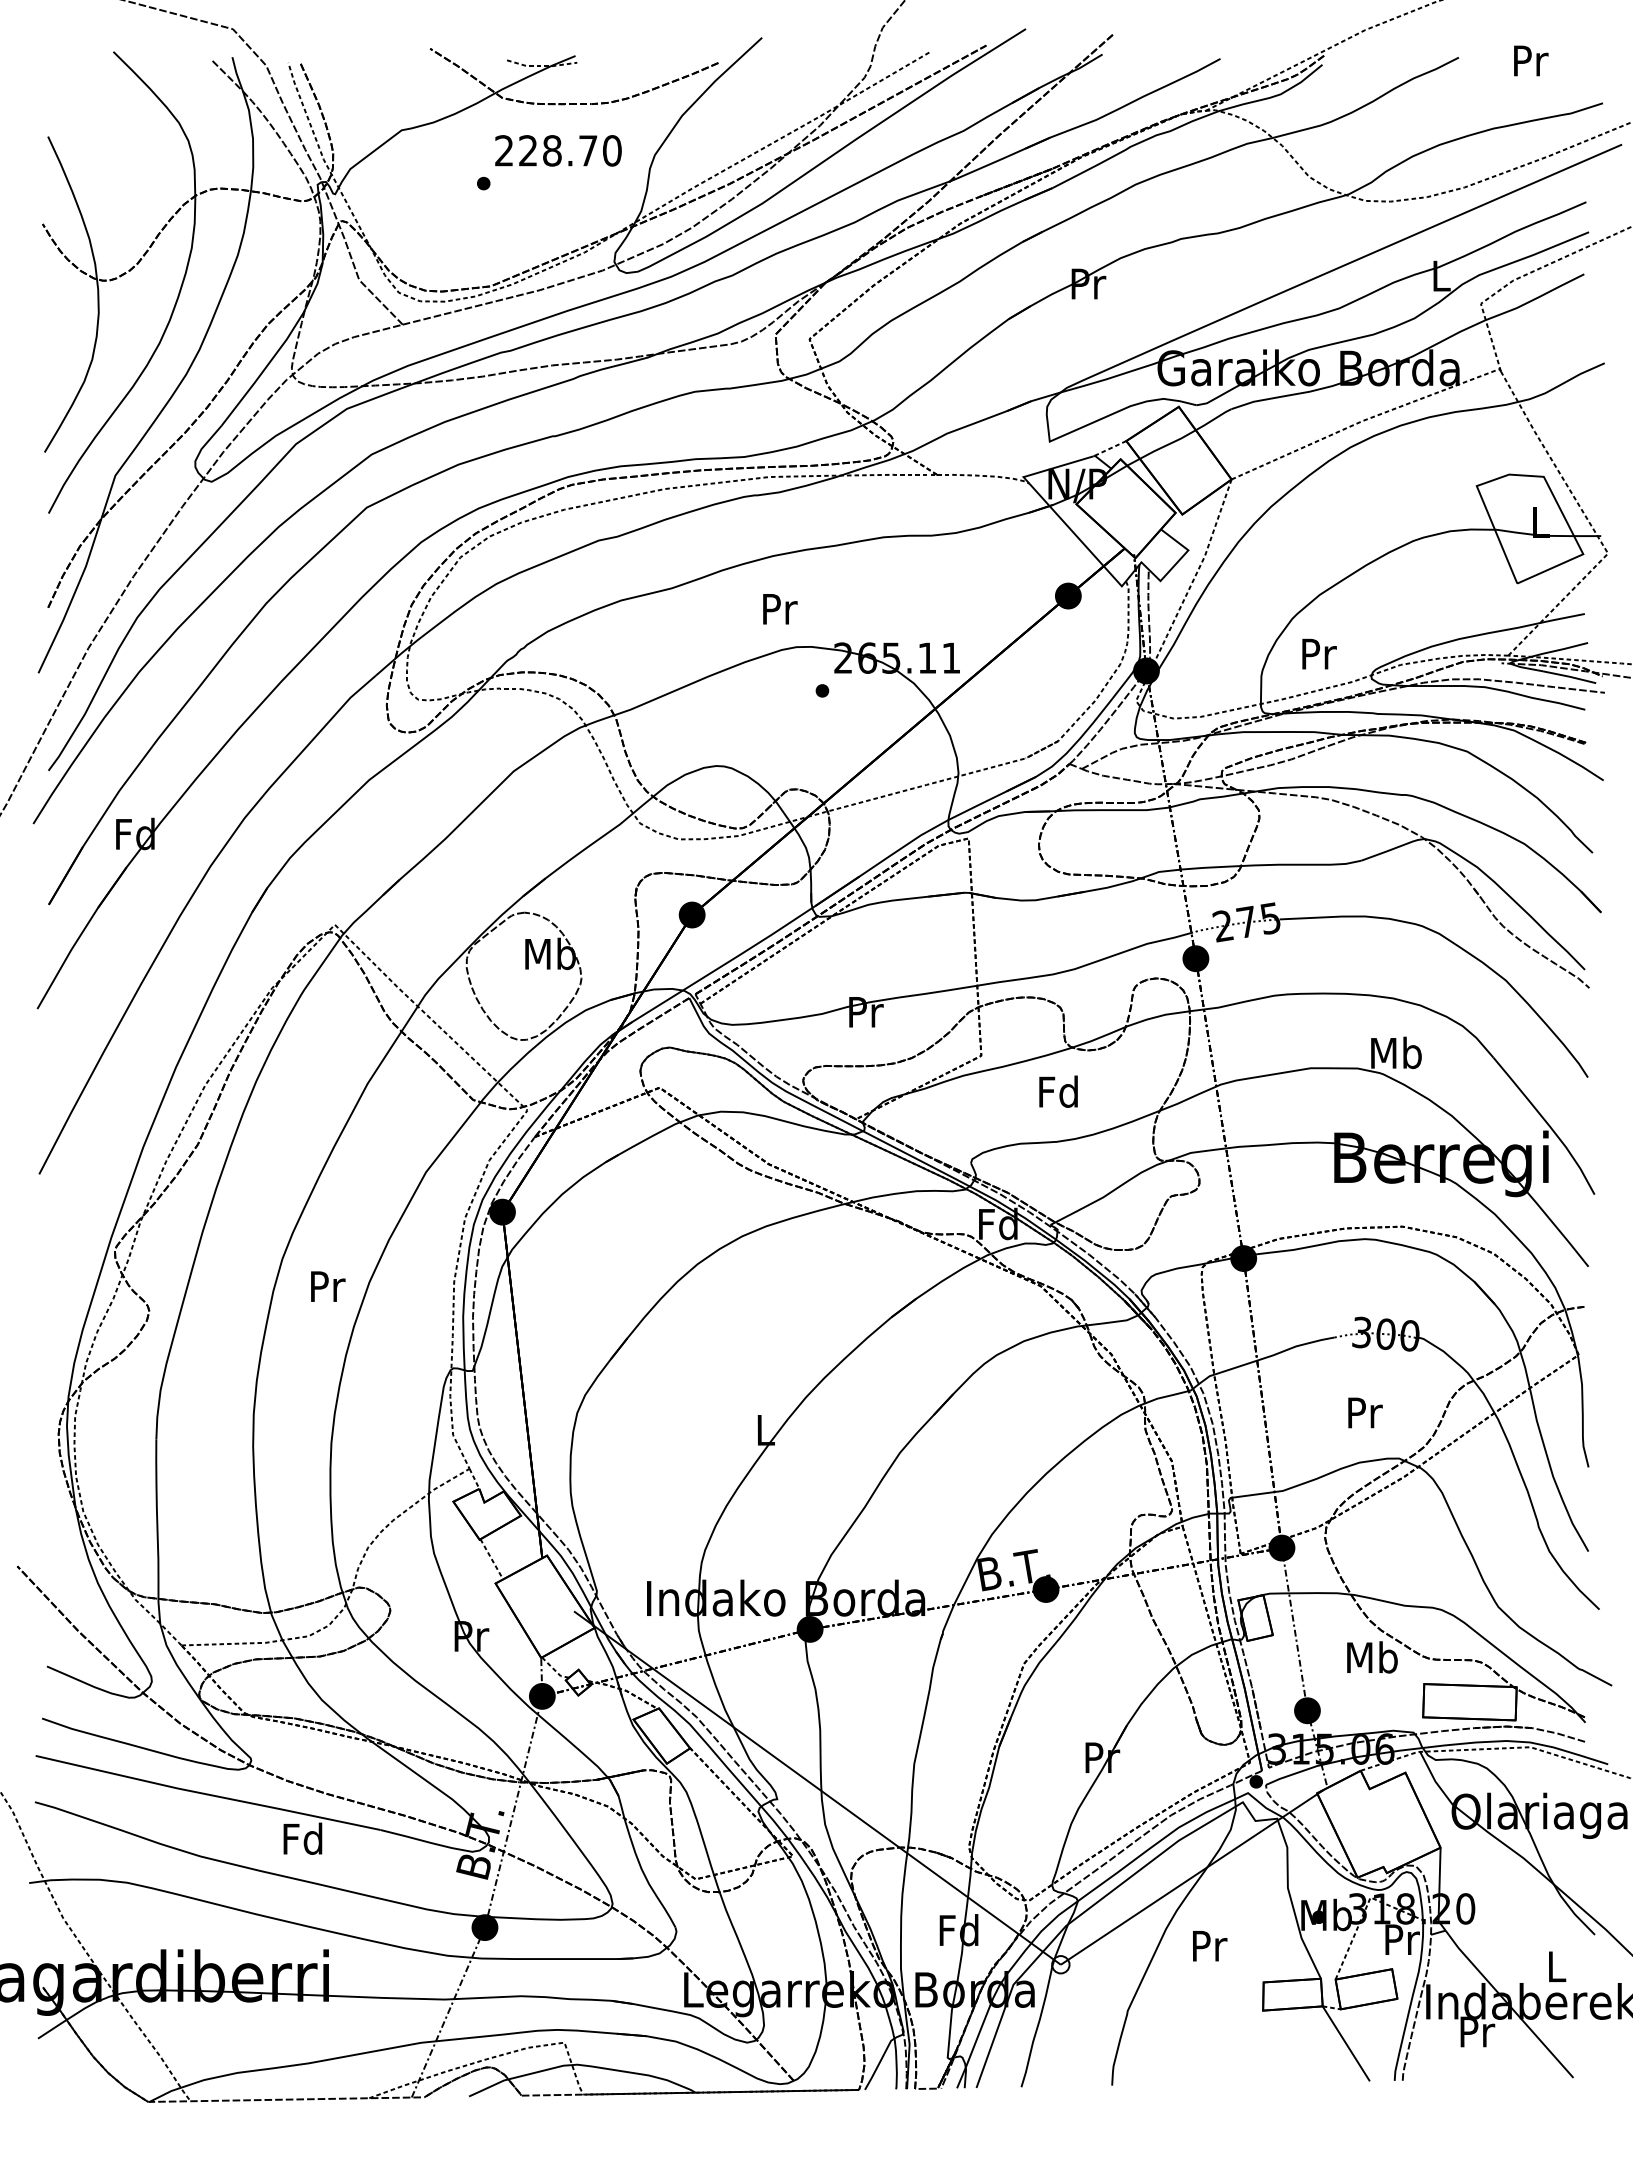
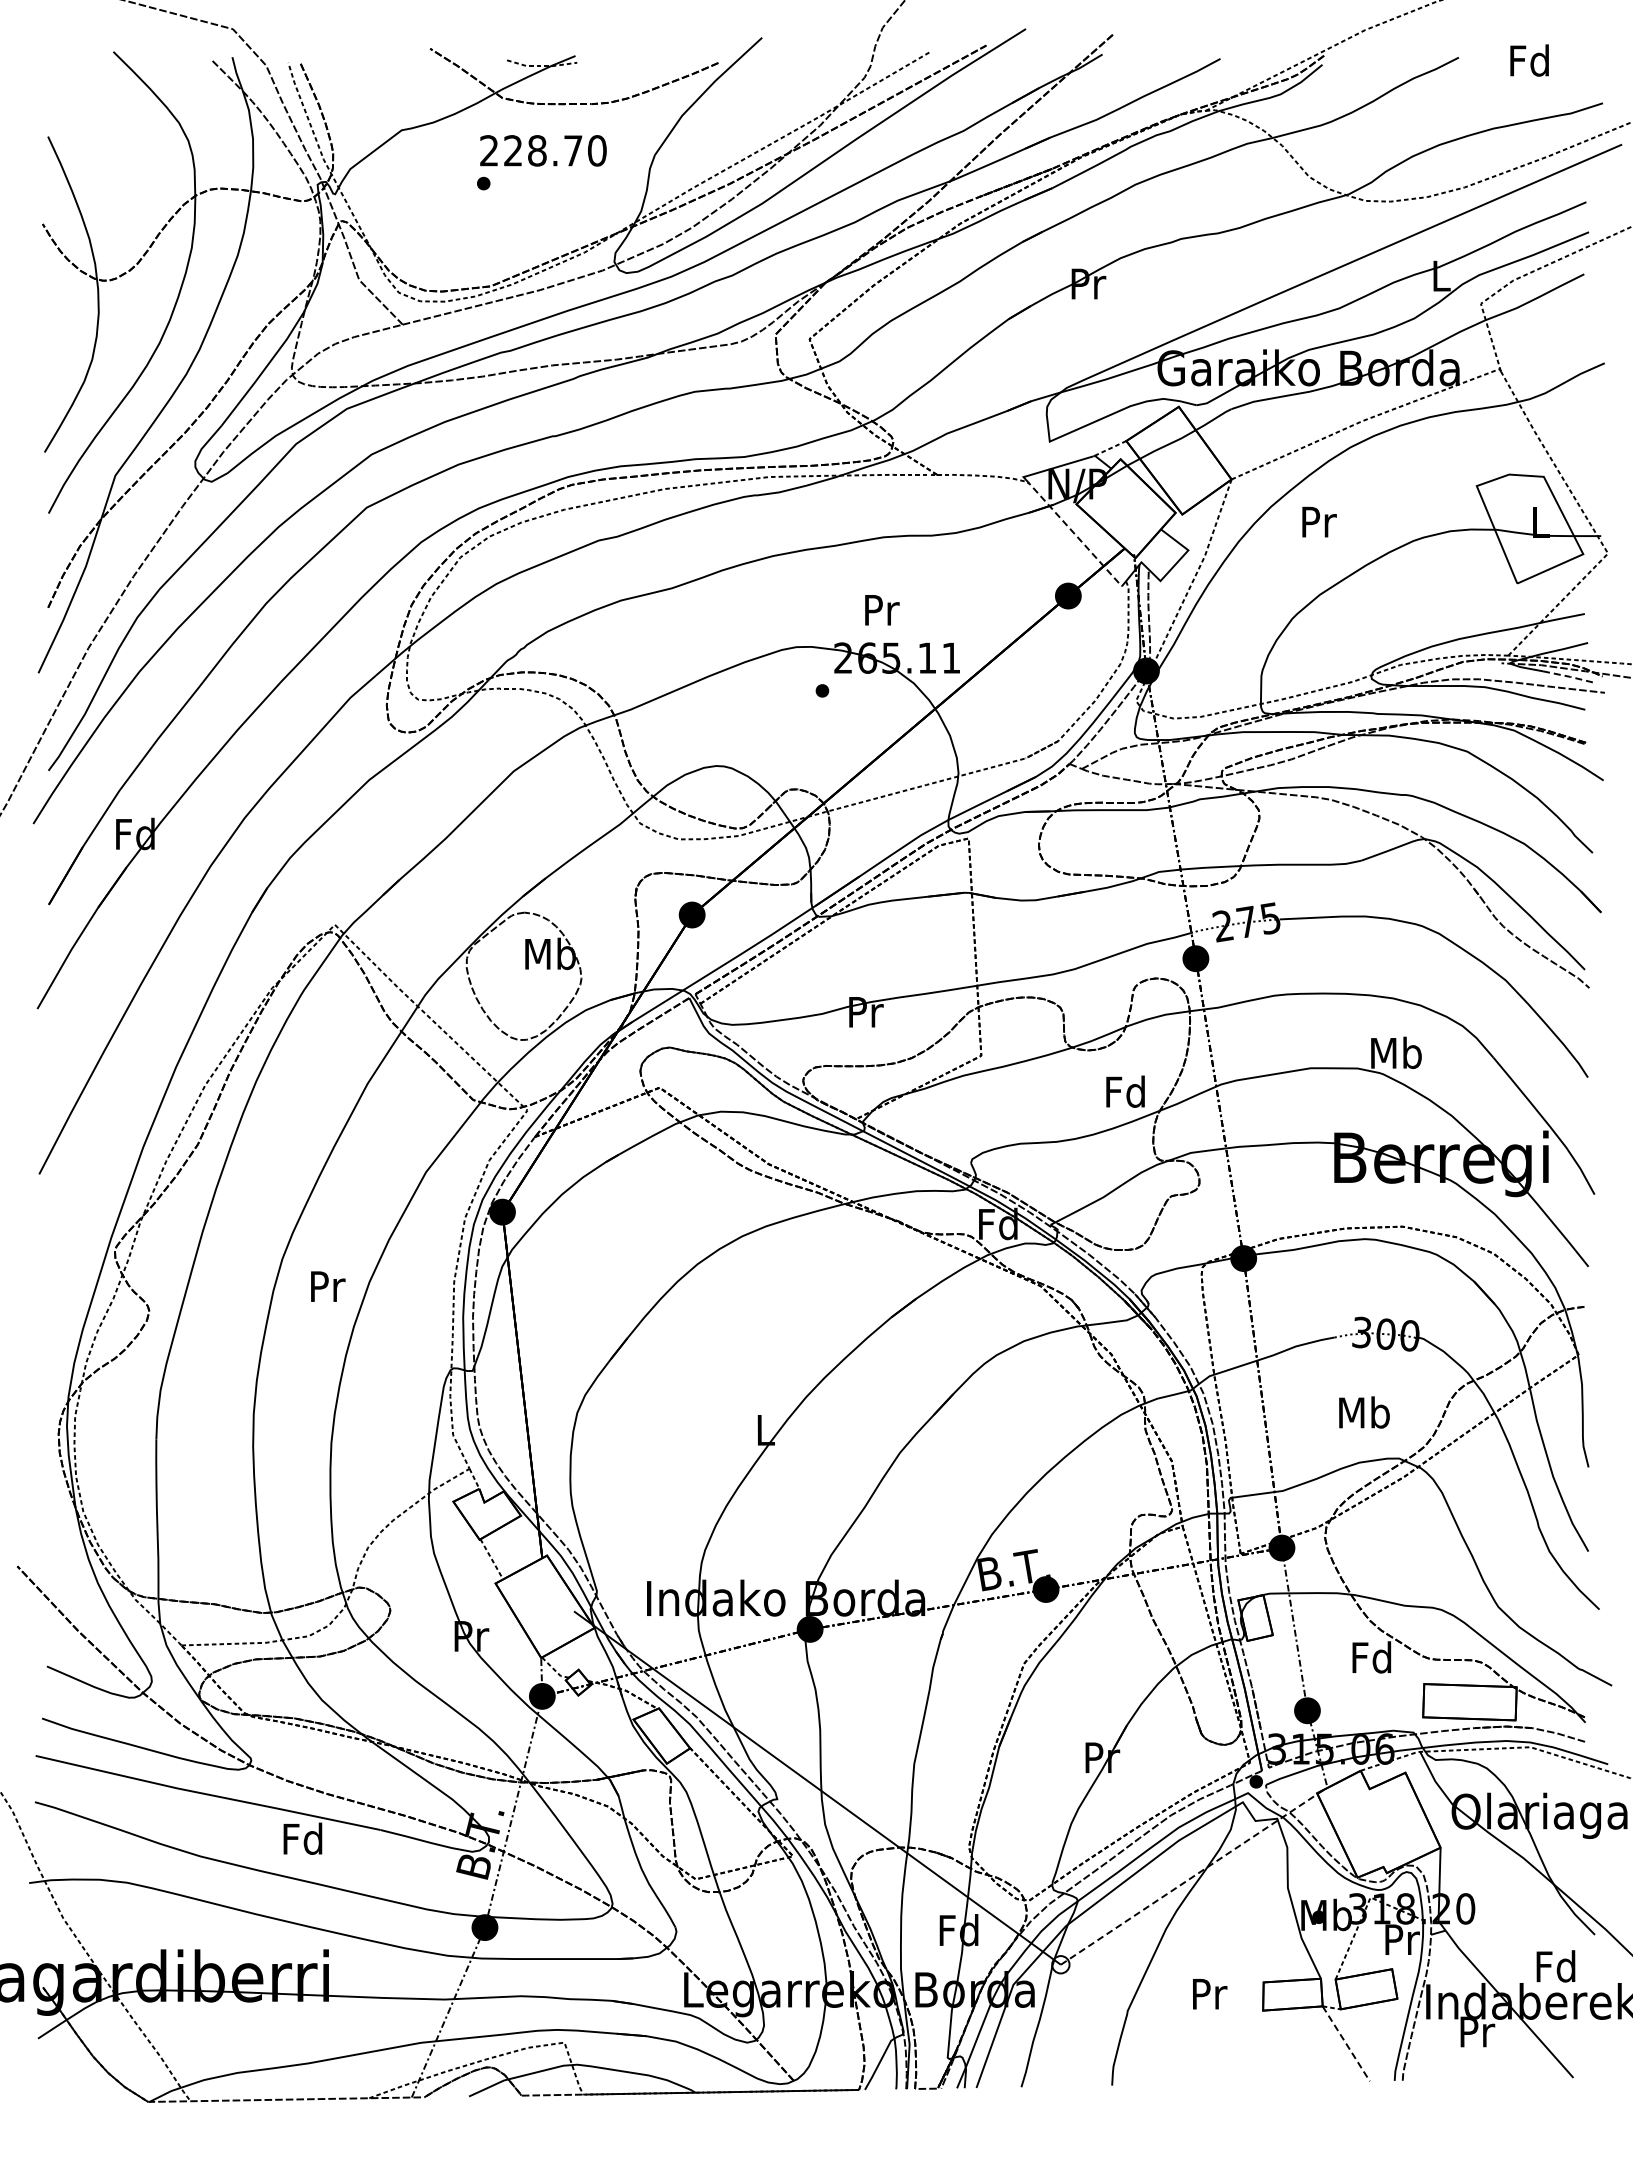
text: Pr -> Fd (1529, 60)
text position: (558, 150) -> (543, 150) (543, 150)
line: solid -> dashed (1077, 537)
text position: (780, 609) -> (882, 610) (882, 610)
text position: (1319, 653) -> (1319, 521) (1319, 521)
line: solid -> dashed (1570, 676)
text position: (1058, 1091) -> (1125, 1091) (1125, 1091)
text: Pr -> Mb (1364, 1412)
text: Mb -> Fd (1372, 1657)
line: solid -> dashed (1192, 1877)
text position: (1210, 1946) -> (1210, 1994) (1210, 1994)
text: L -> Fd (1555, 1966)
line: solid -> dashed (1346, 2044)
